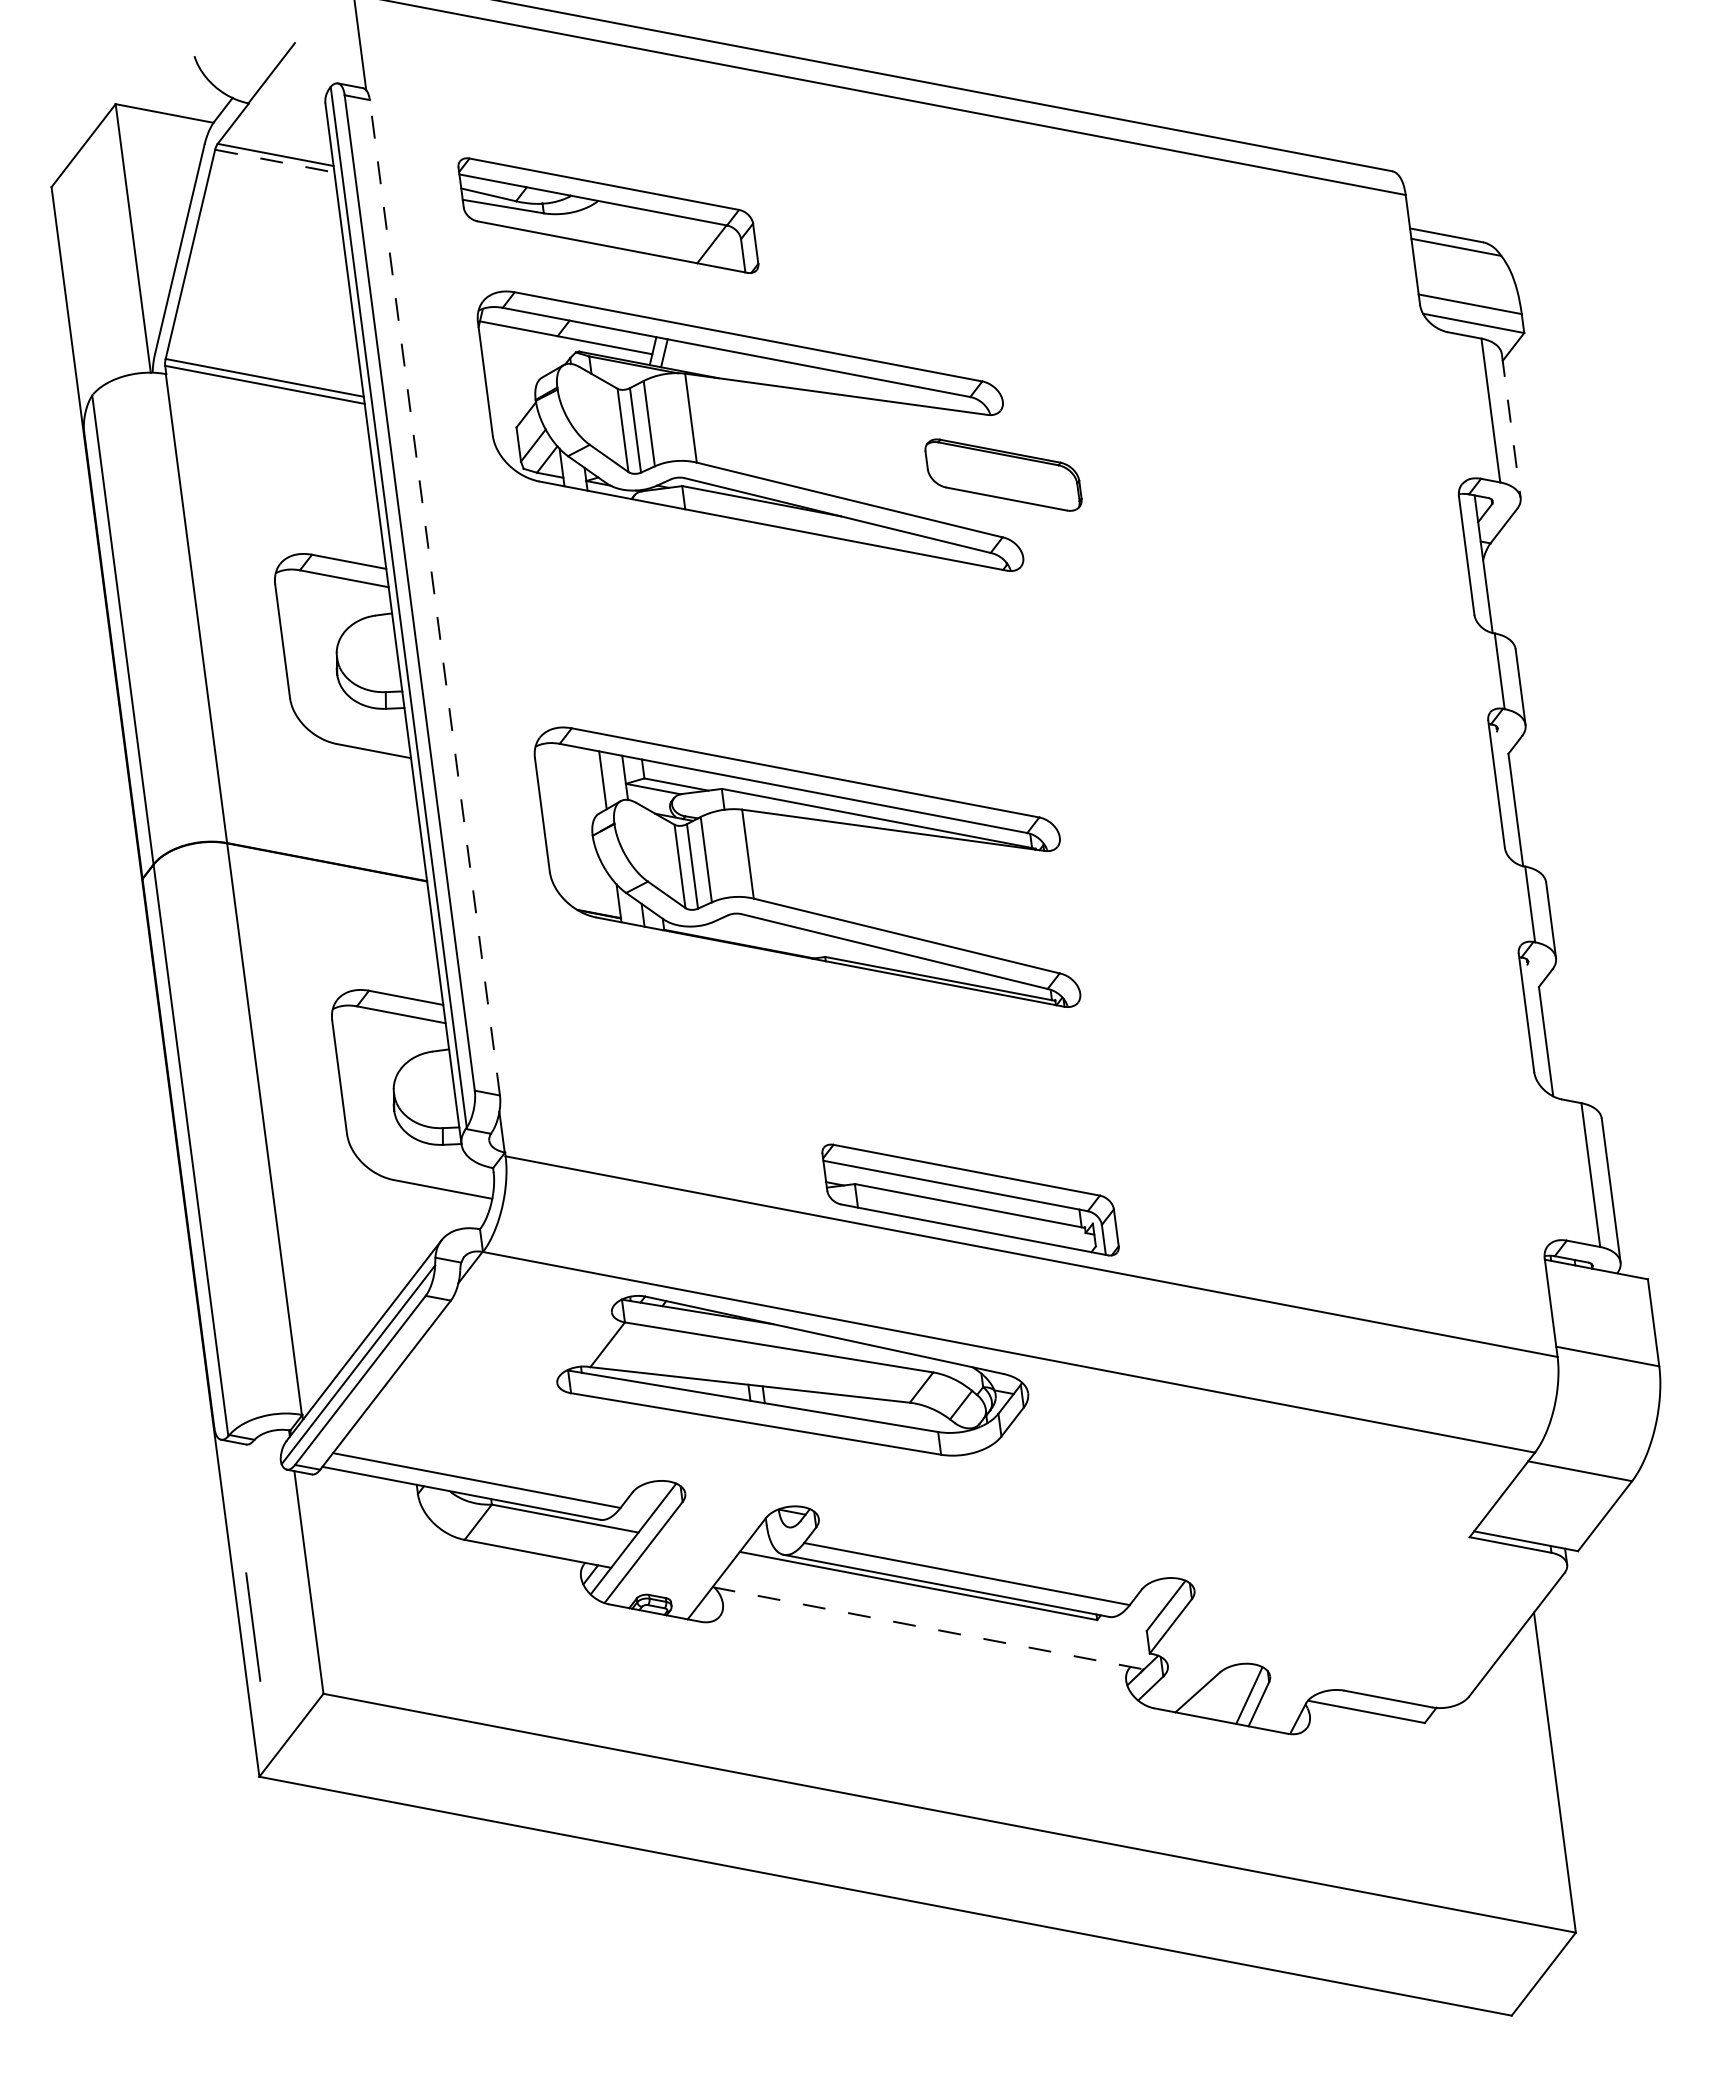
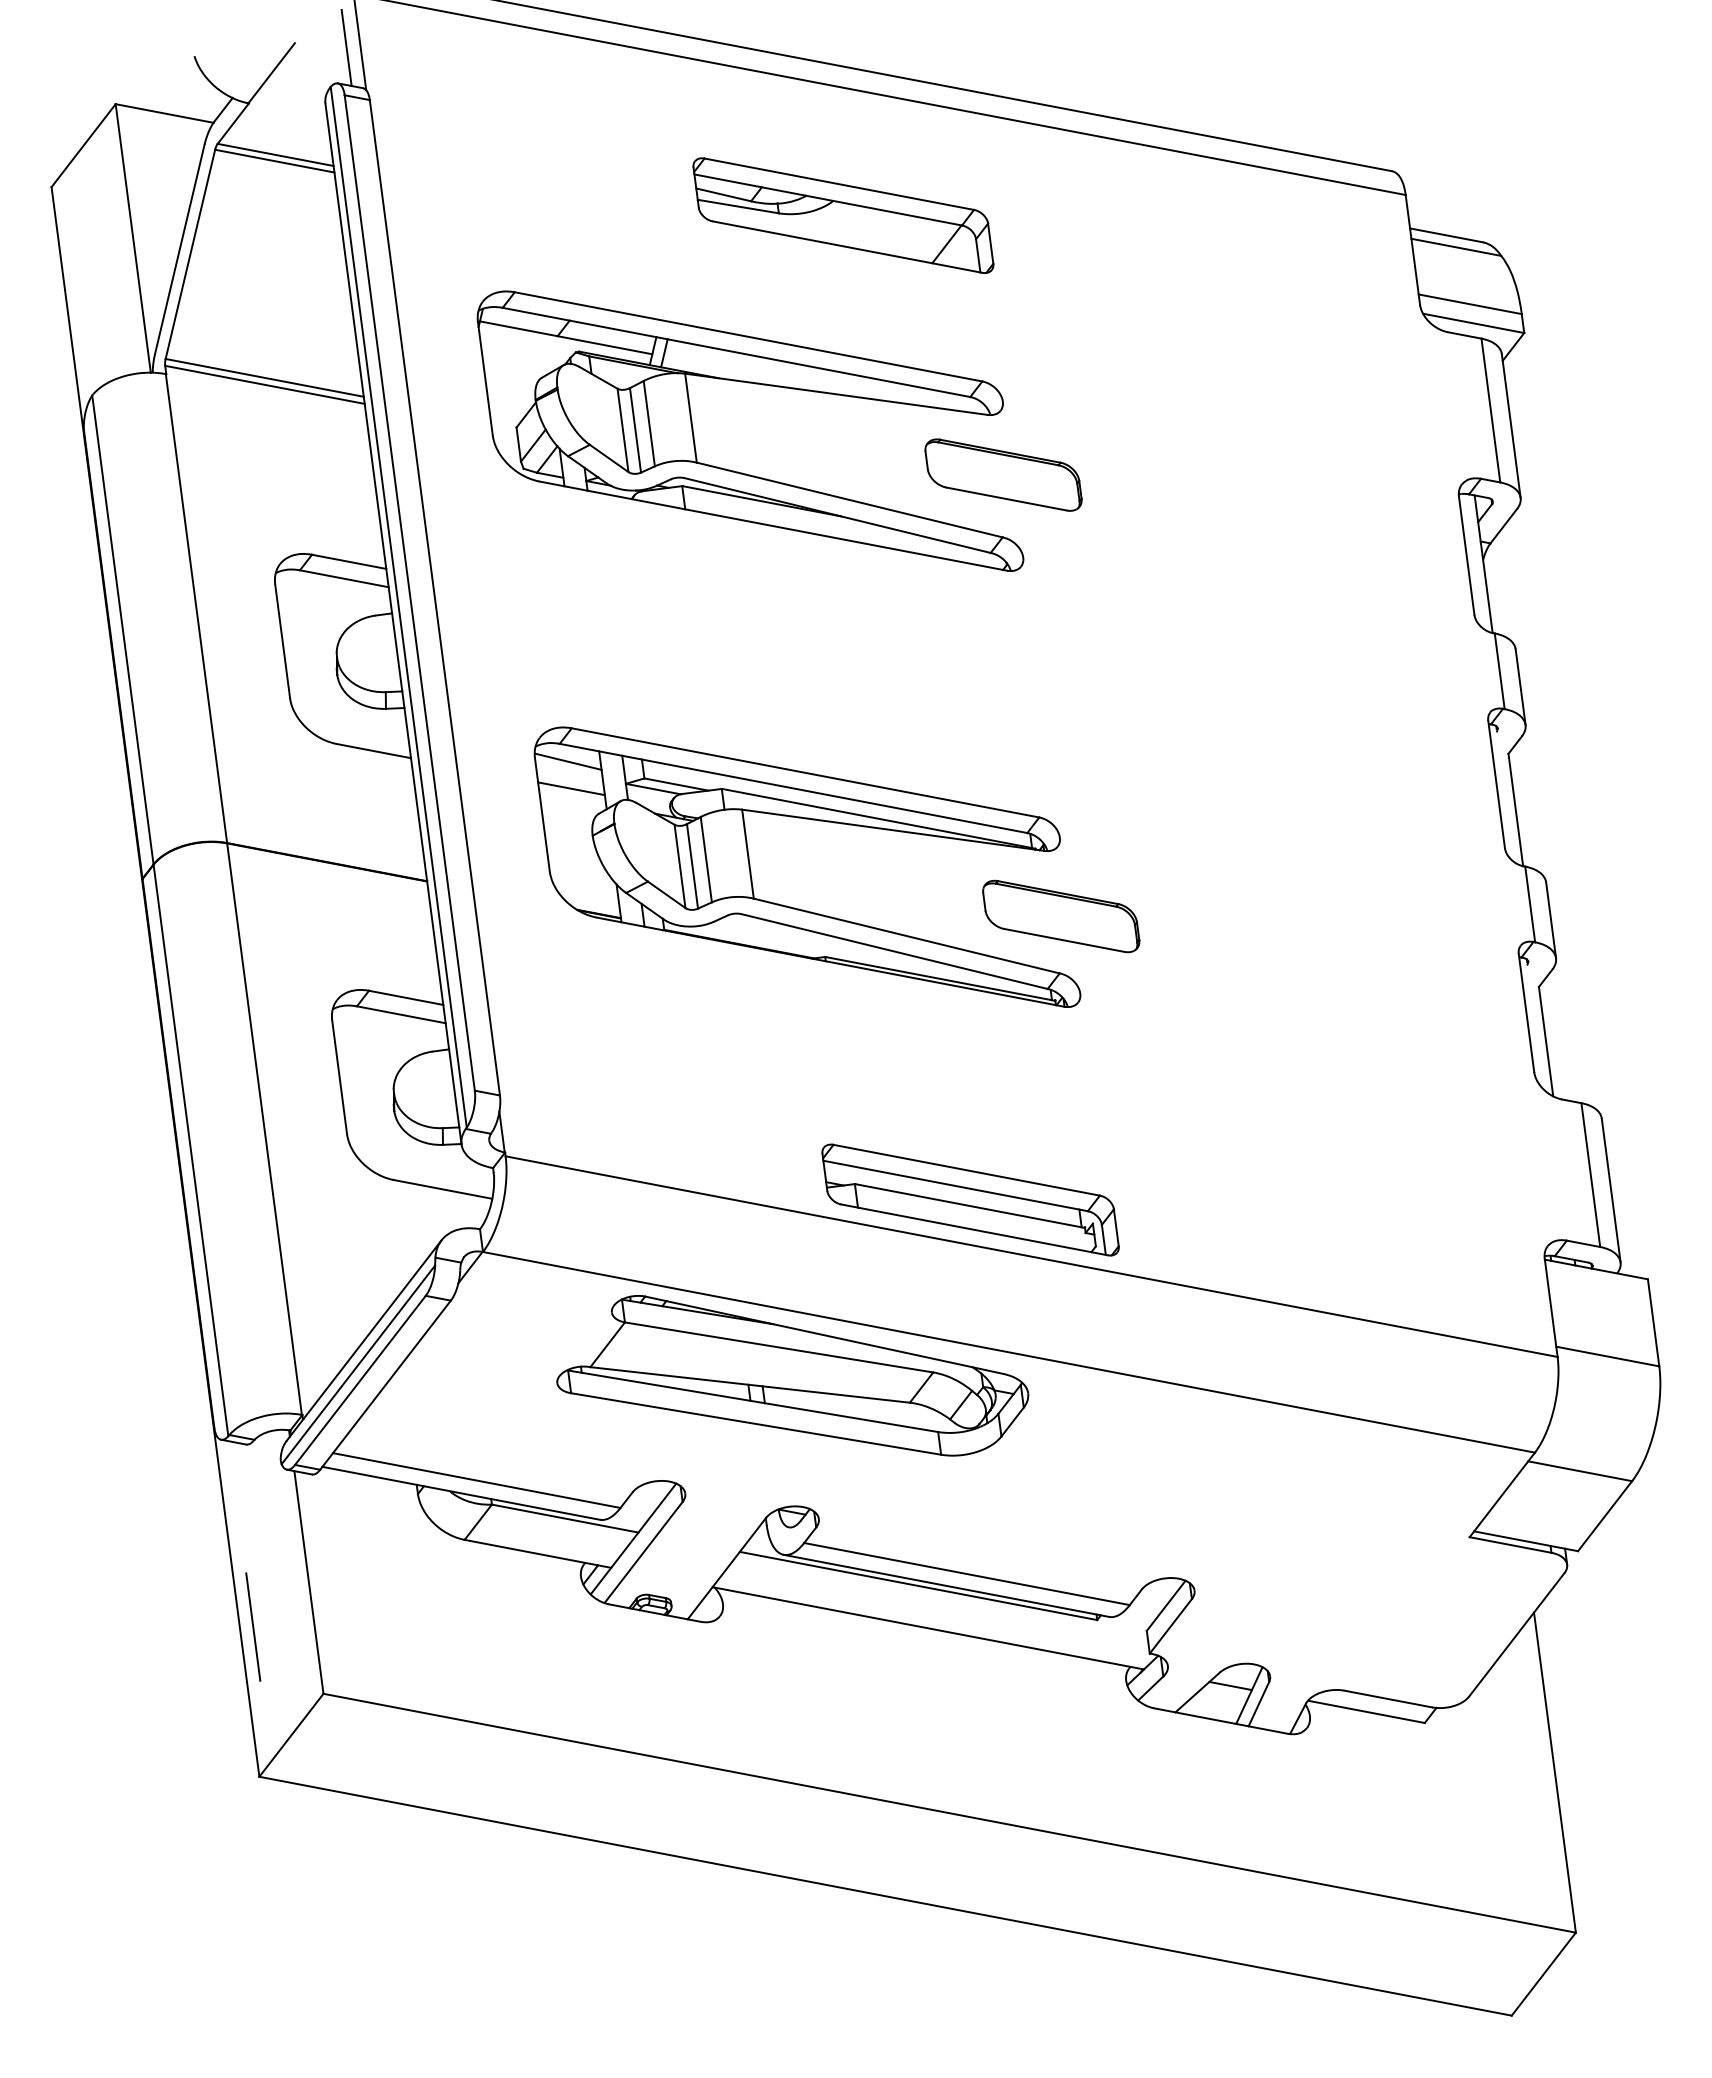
line: none -> present (346, 47)
line: dashed -> solid (274, 161)
part position: (608, 215) -> (843, 215) (843, 215)
line: dashed -> solid (1511, 426)
line: dashed -> solid (434, 597)
line: none -> present (568, 761)
line: none -> present (571, 788)
part: none -> present (1061, 916)
line: dashed -> solid (928, 1628)
line: none -> present (1230, 1685)
